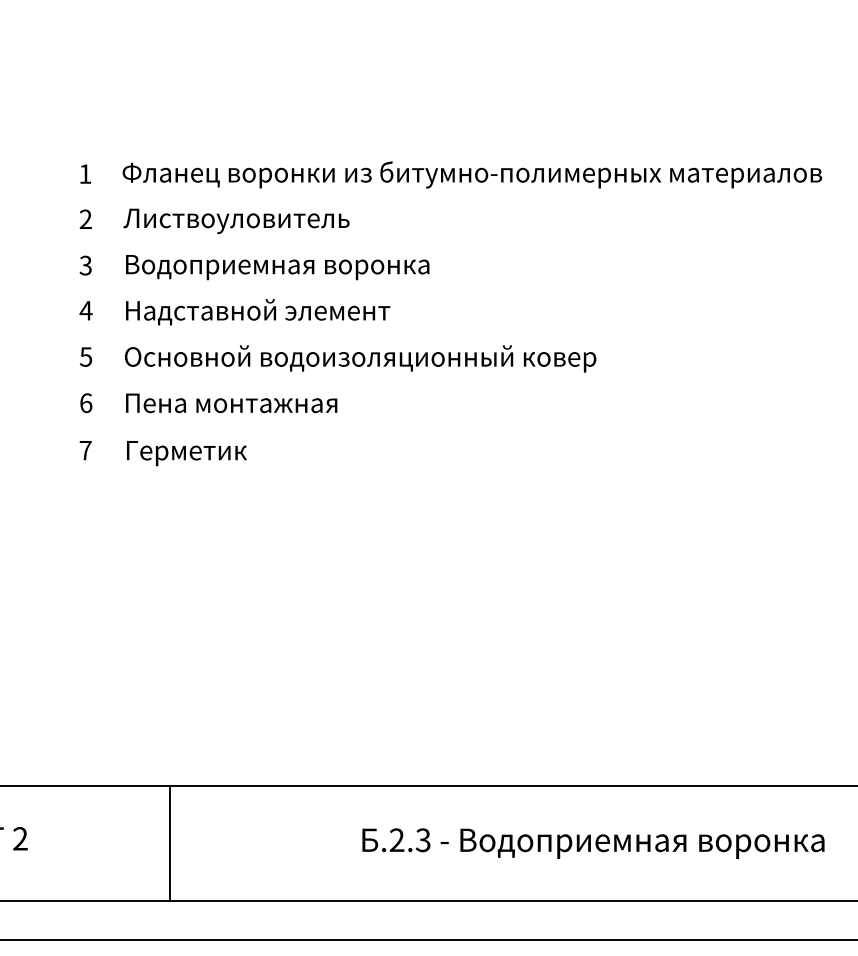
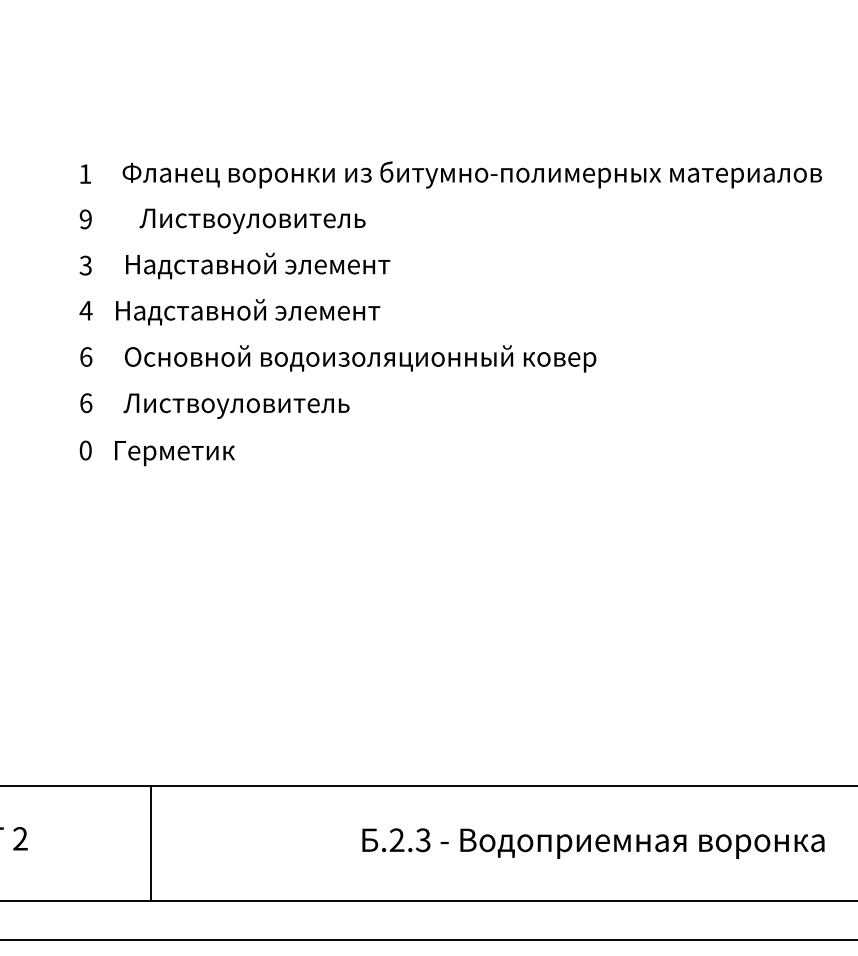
text: 2 -> 9 (85, 219)
text position: (236, 220) -> (252, 220) (252, 220)
text: Водоприемная воронка -> Надставной элемент (278, 266)
text position: (258, 312) -> (248, 312) (248, 312)
text: 5 -> 6 (85, 356)
text: Пена монтажная -> Листвоуловитель (236, 405)
text: 7 -> 0 (85, 450)
text position: (186, 453) -> (174, 453) (174, 453)
line position: (169, 843) -> (150, 843) (150, 843)
